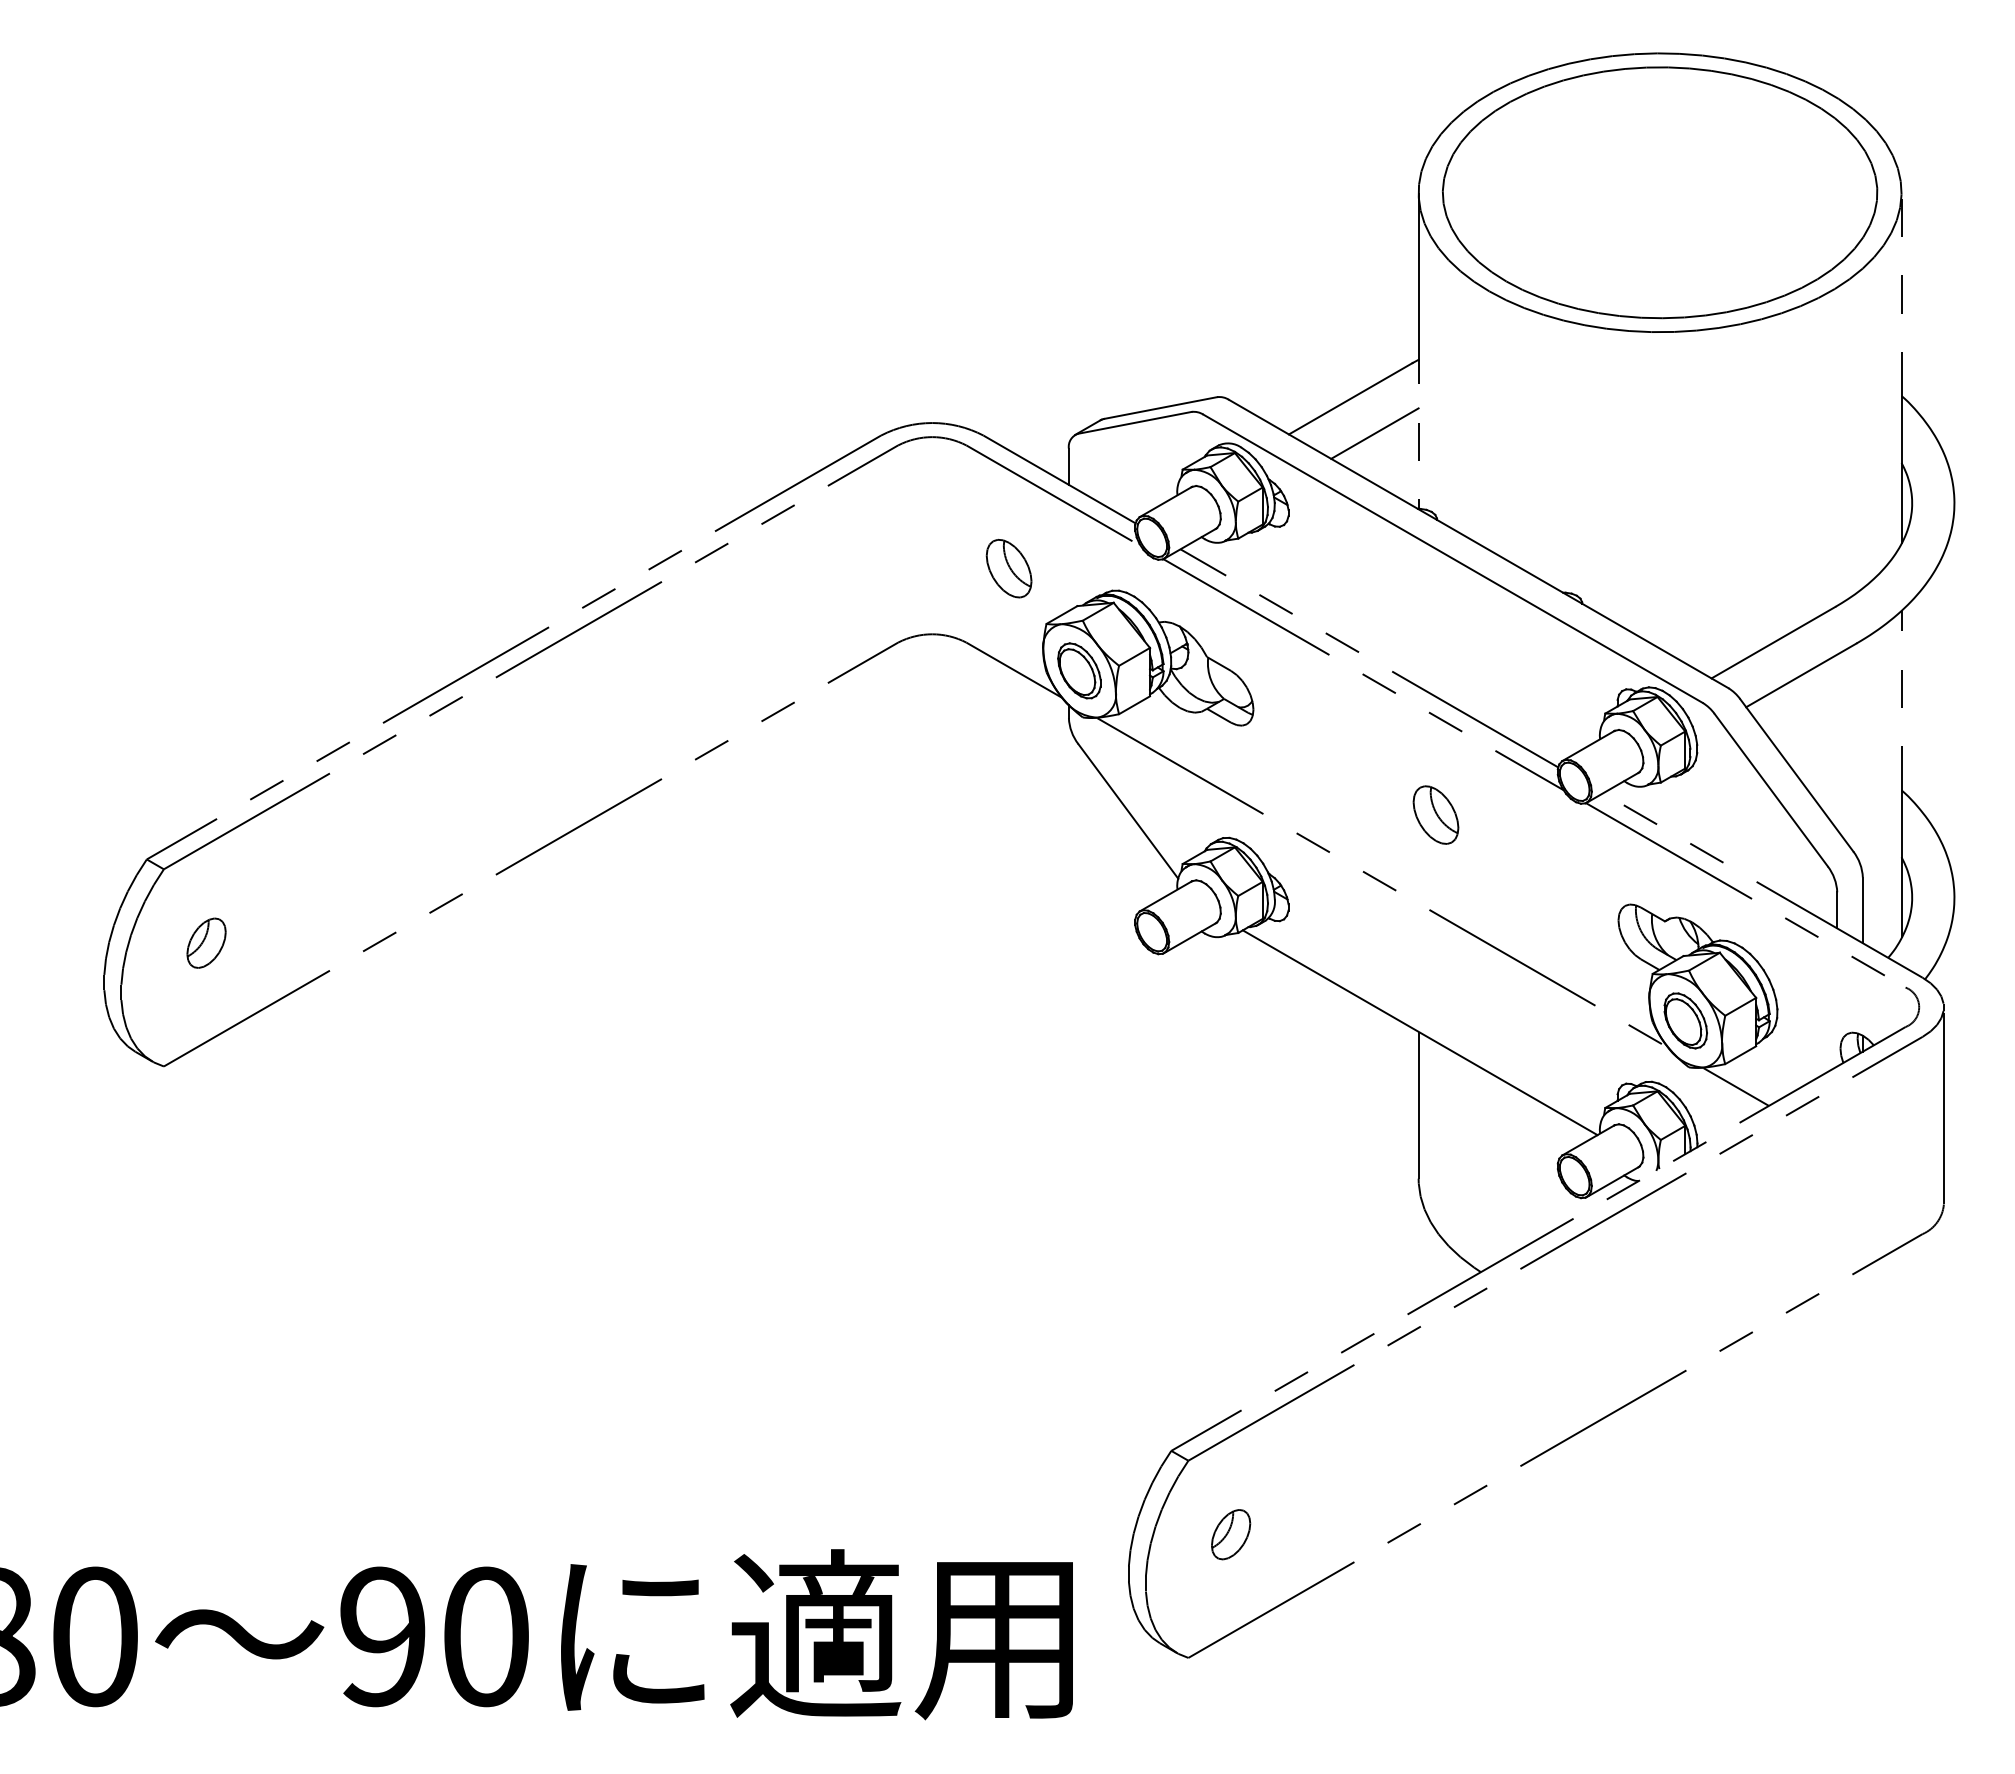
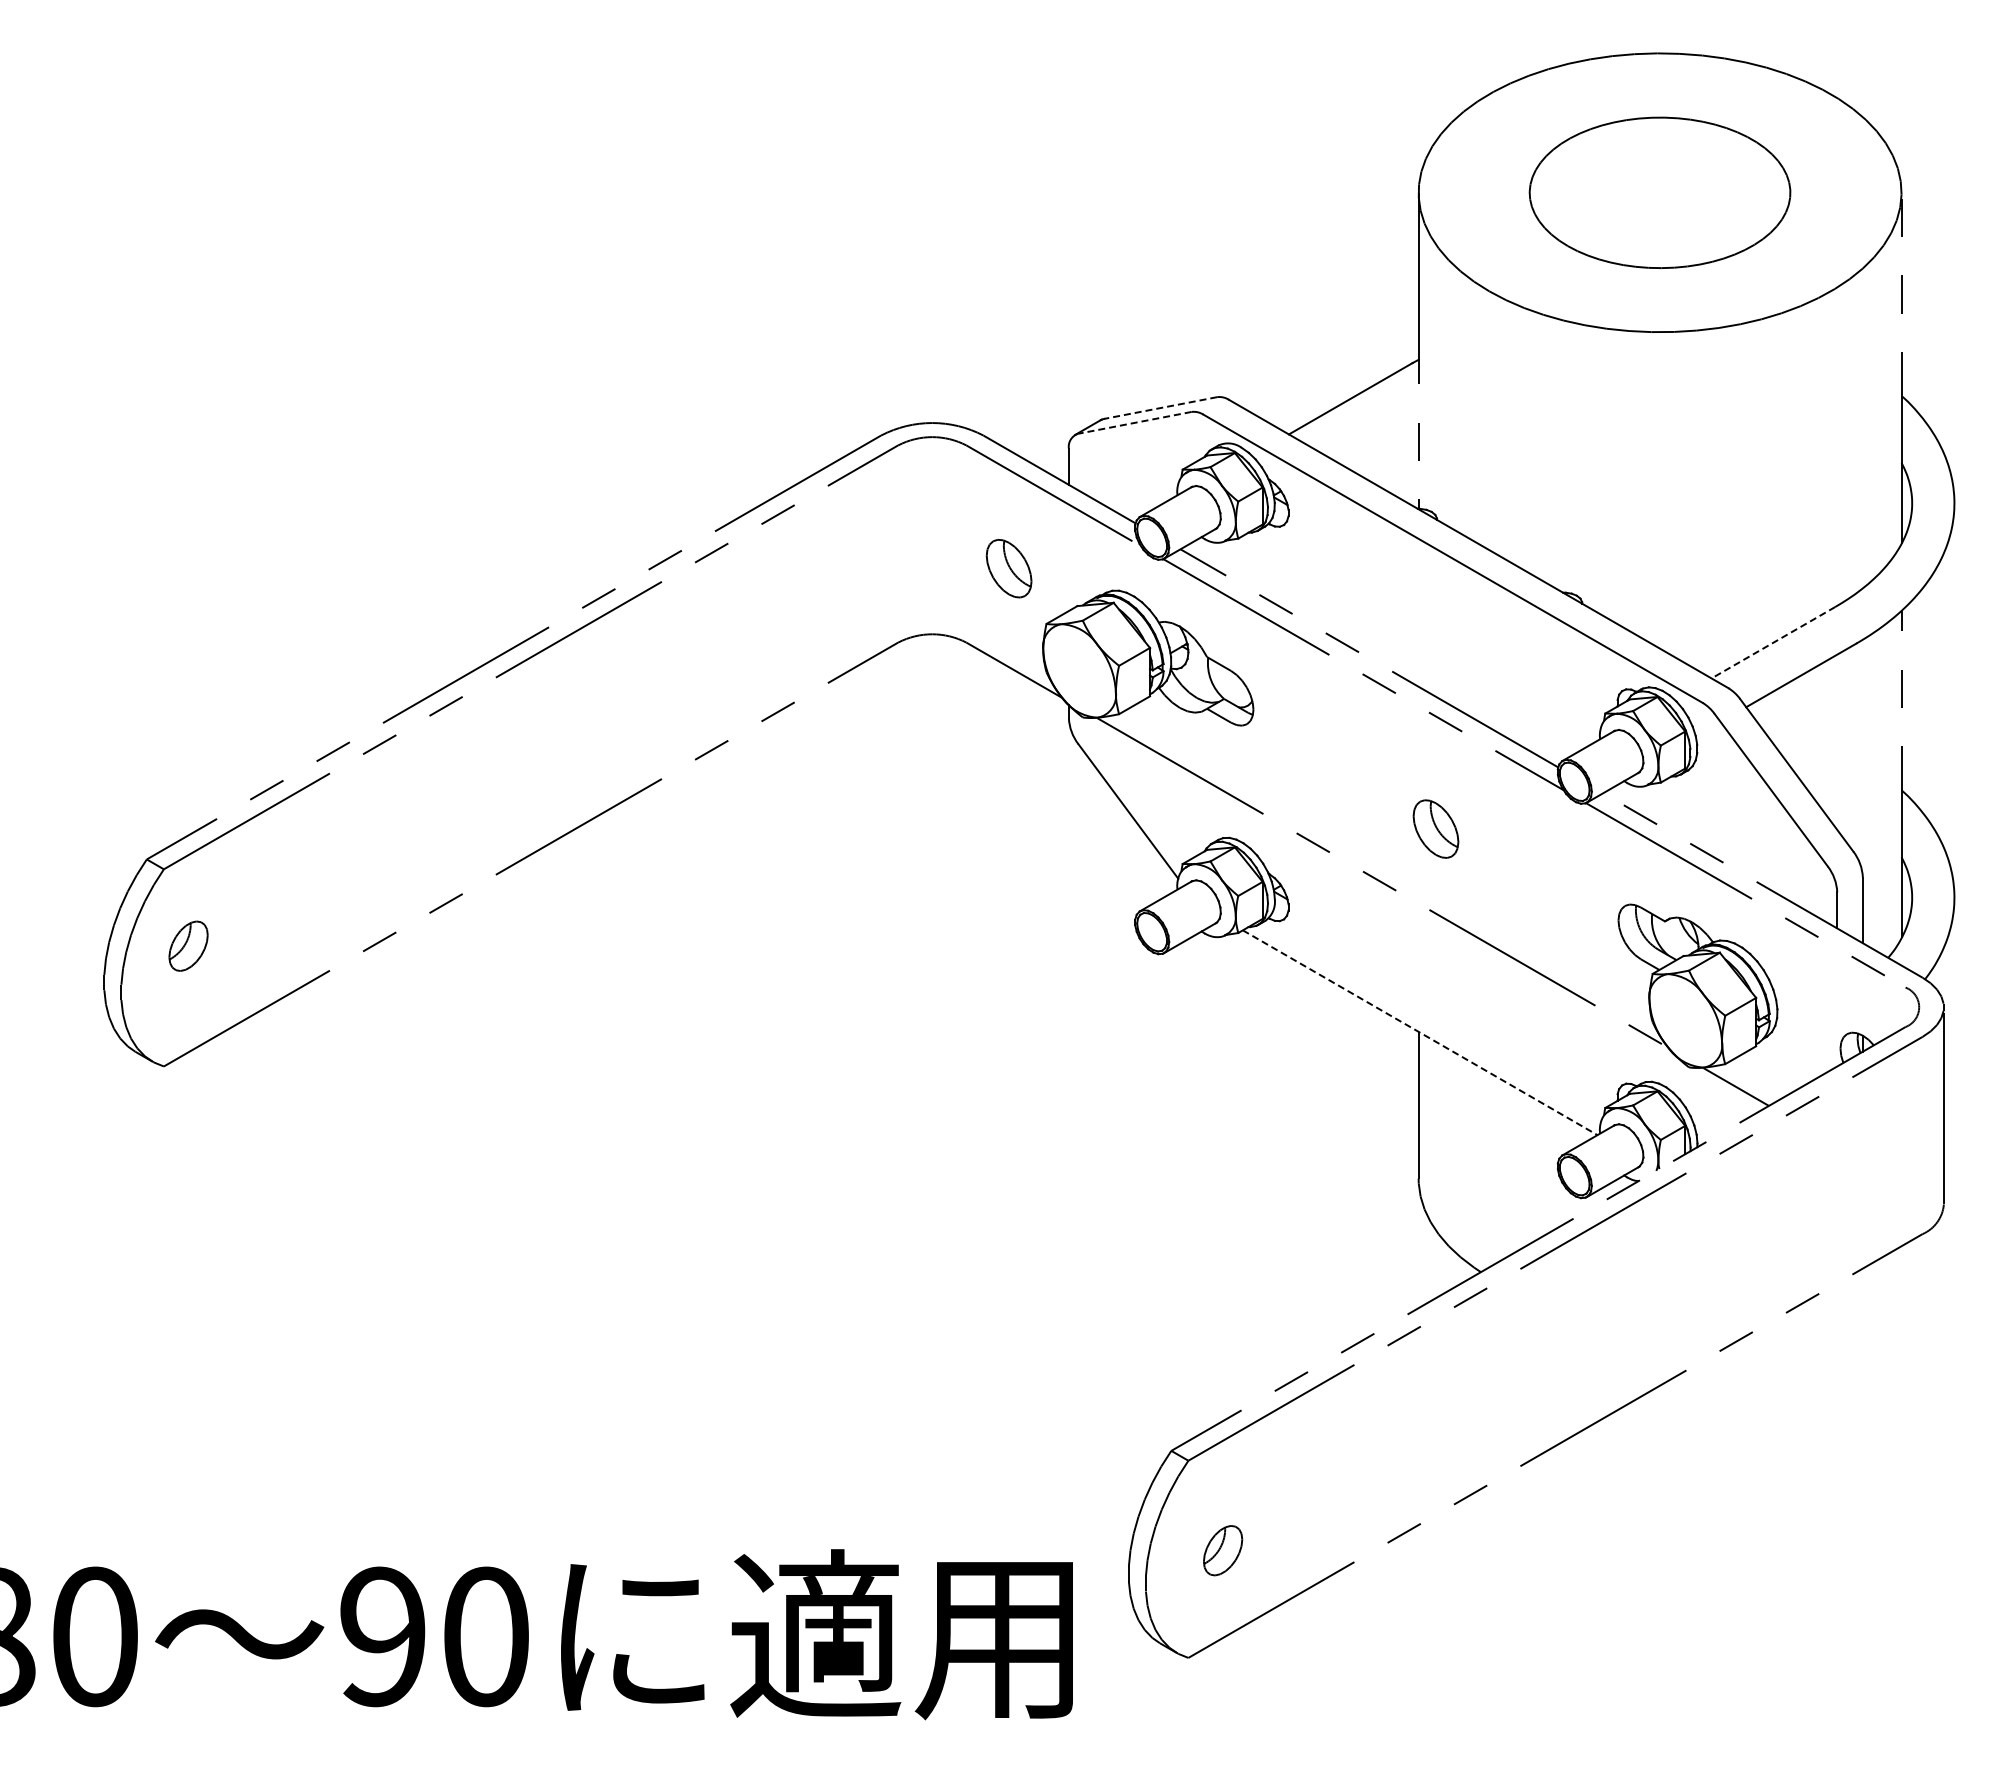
part size: 438x254 px -> 264x153 px (1659, 192)
line: solid -> dashed (1160, 408)
line: solid -> dashed (1134, 422)
line: present -> none (1374, 433)
line: solid -> dashed (1772, 642)
part: present -> none (1079, 670)
part position: (1435, 814) -> (1435, 828) (1435, 828)
part position: (206, 942) -> (188, 945) (188, 945)
part: present -> none (1685, 1020)
line: solid -> dashed (1420, 1032)
part position: (1231, 1534) -> (1223, 1550) (1223, 1550)
